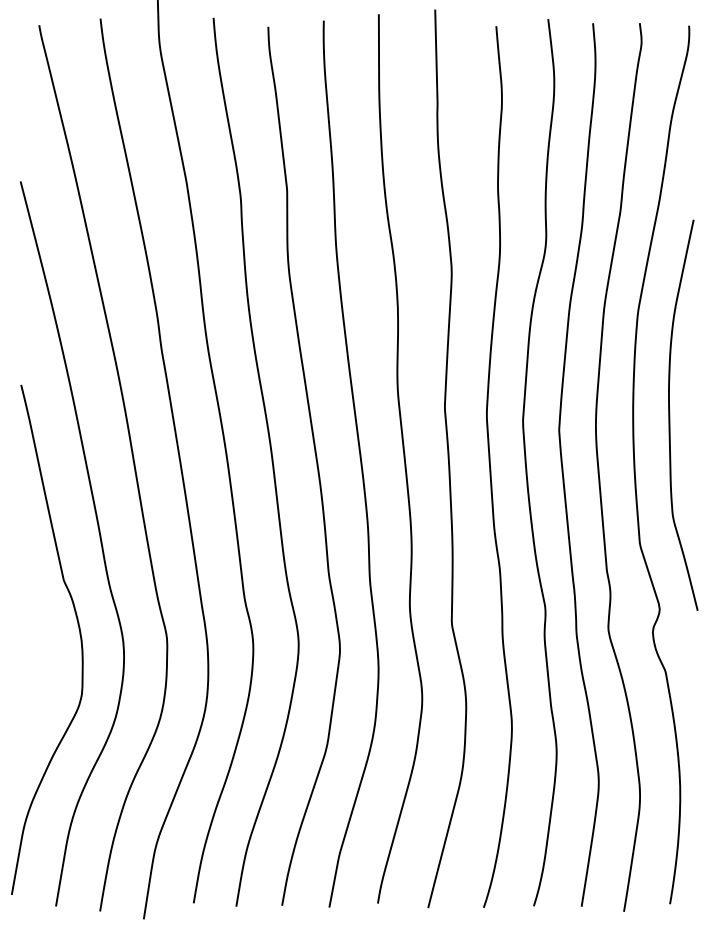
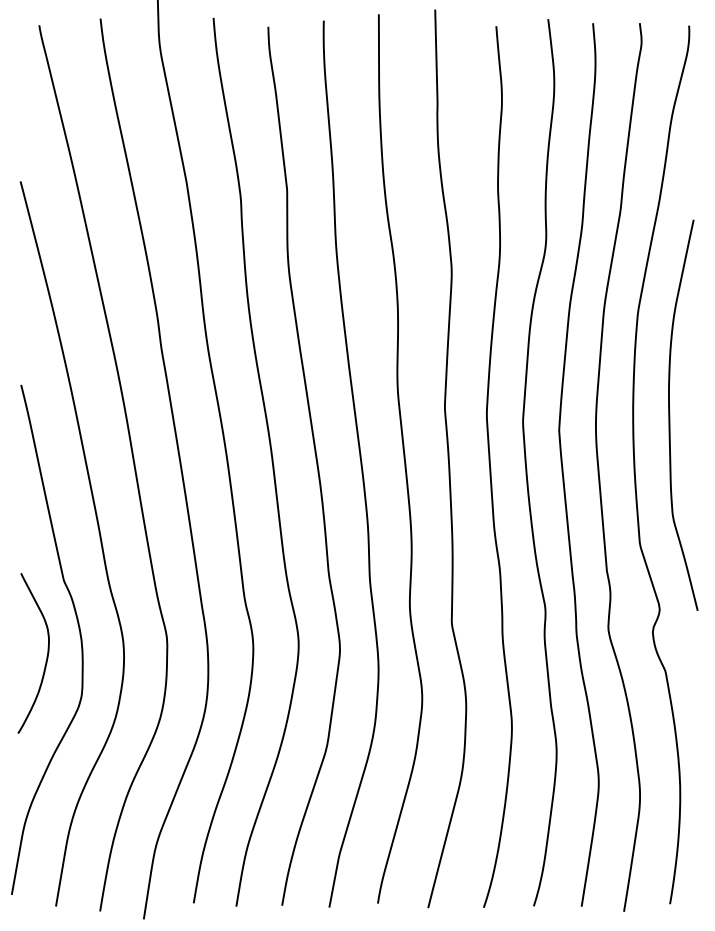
curve: none -> present (46, 656)
